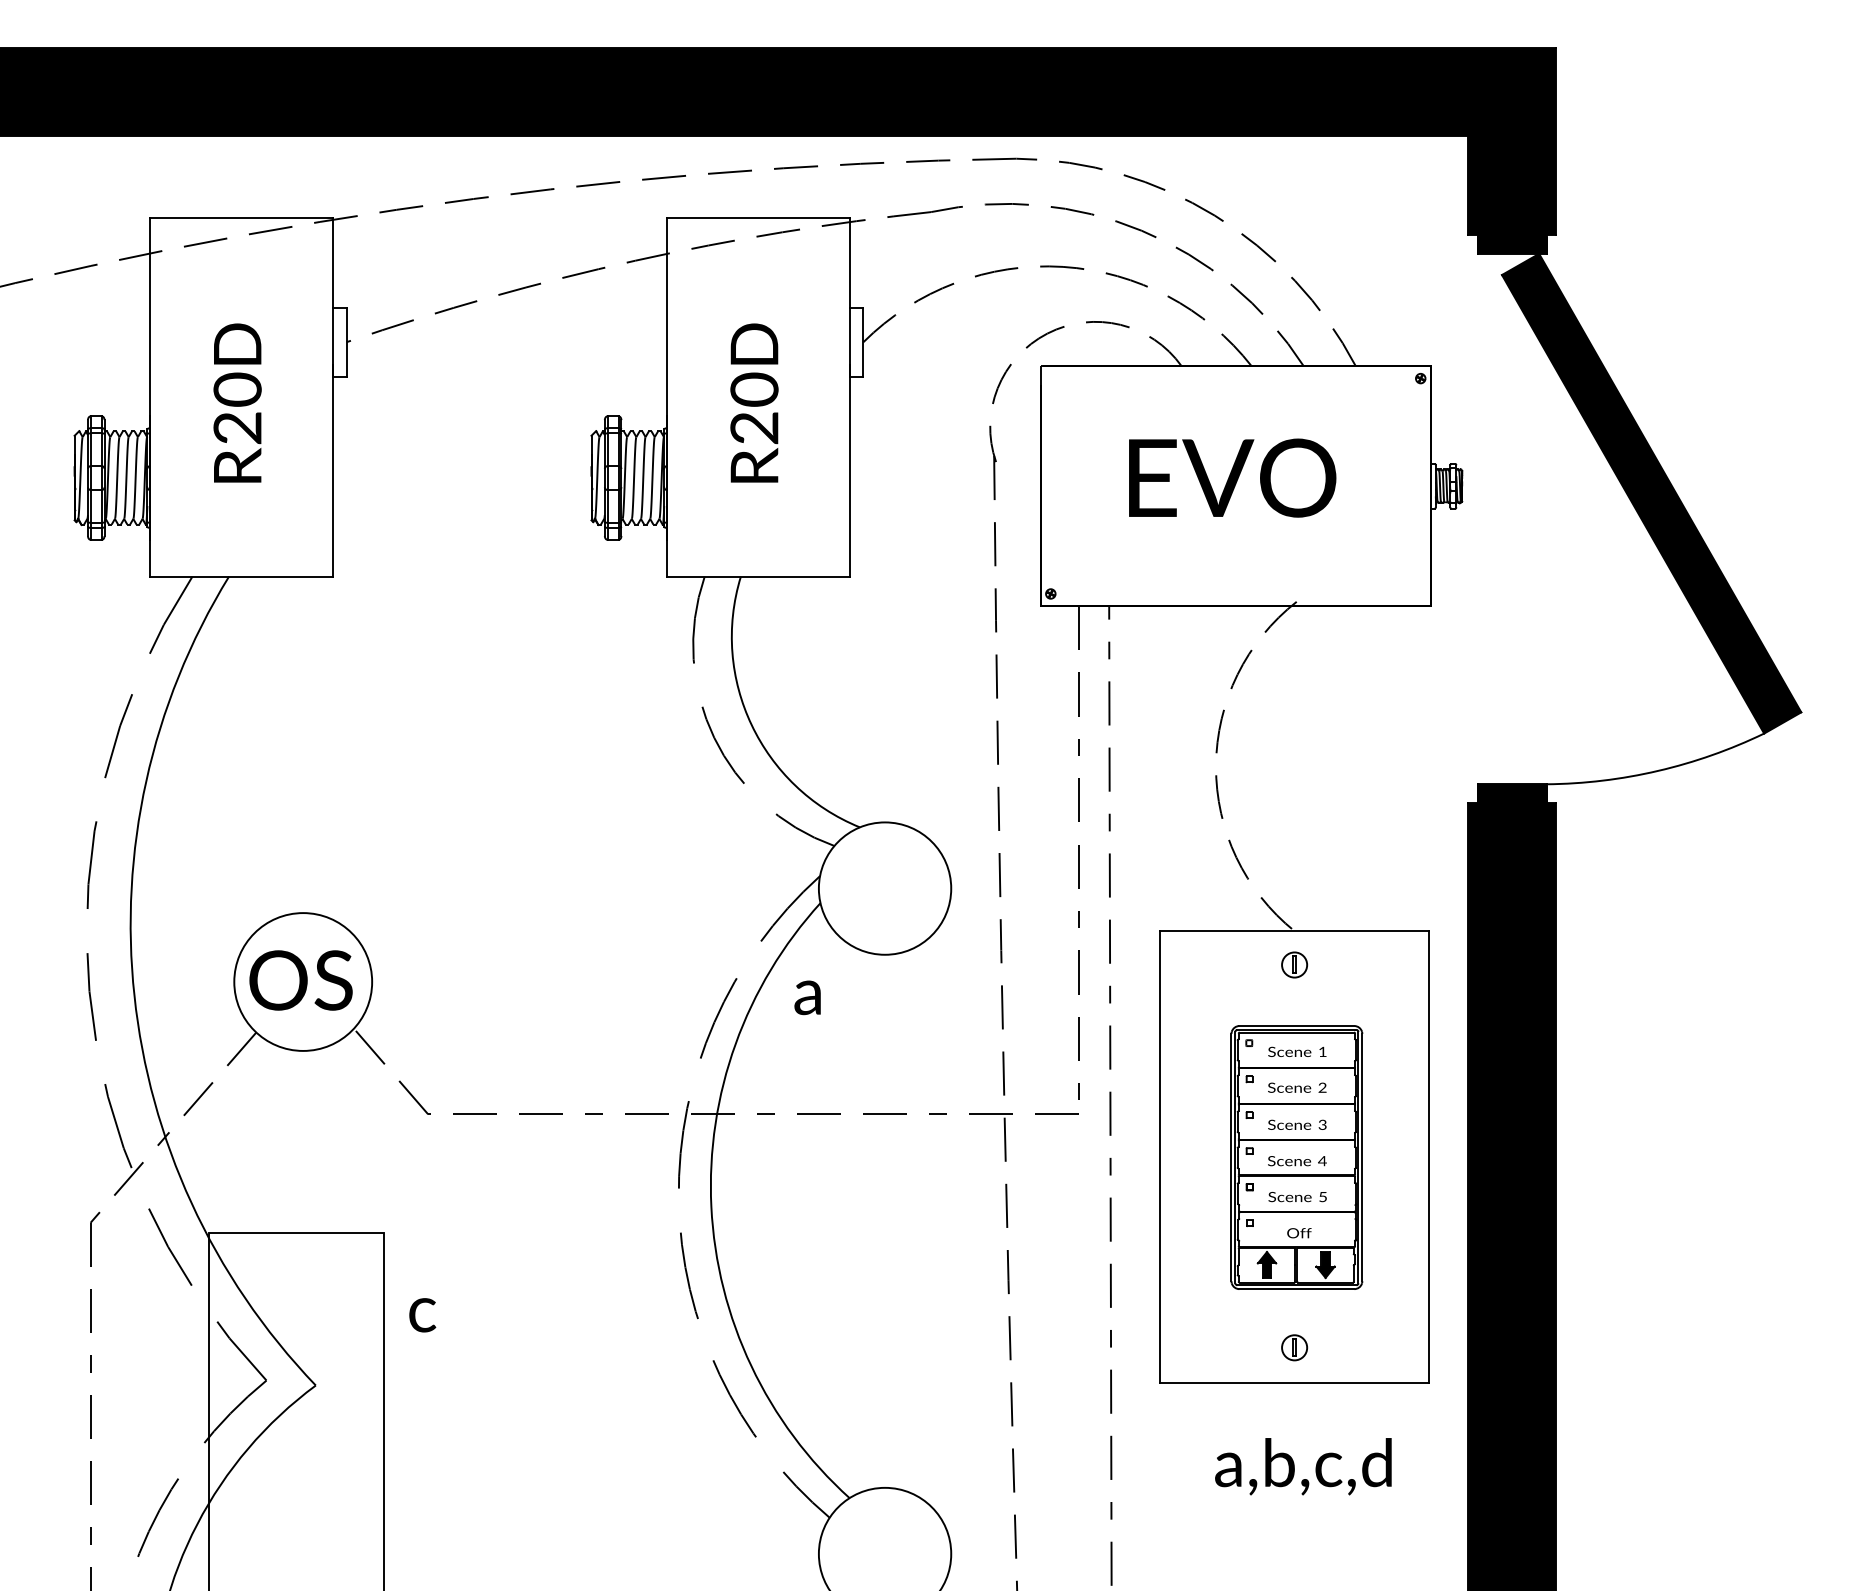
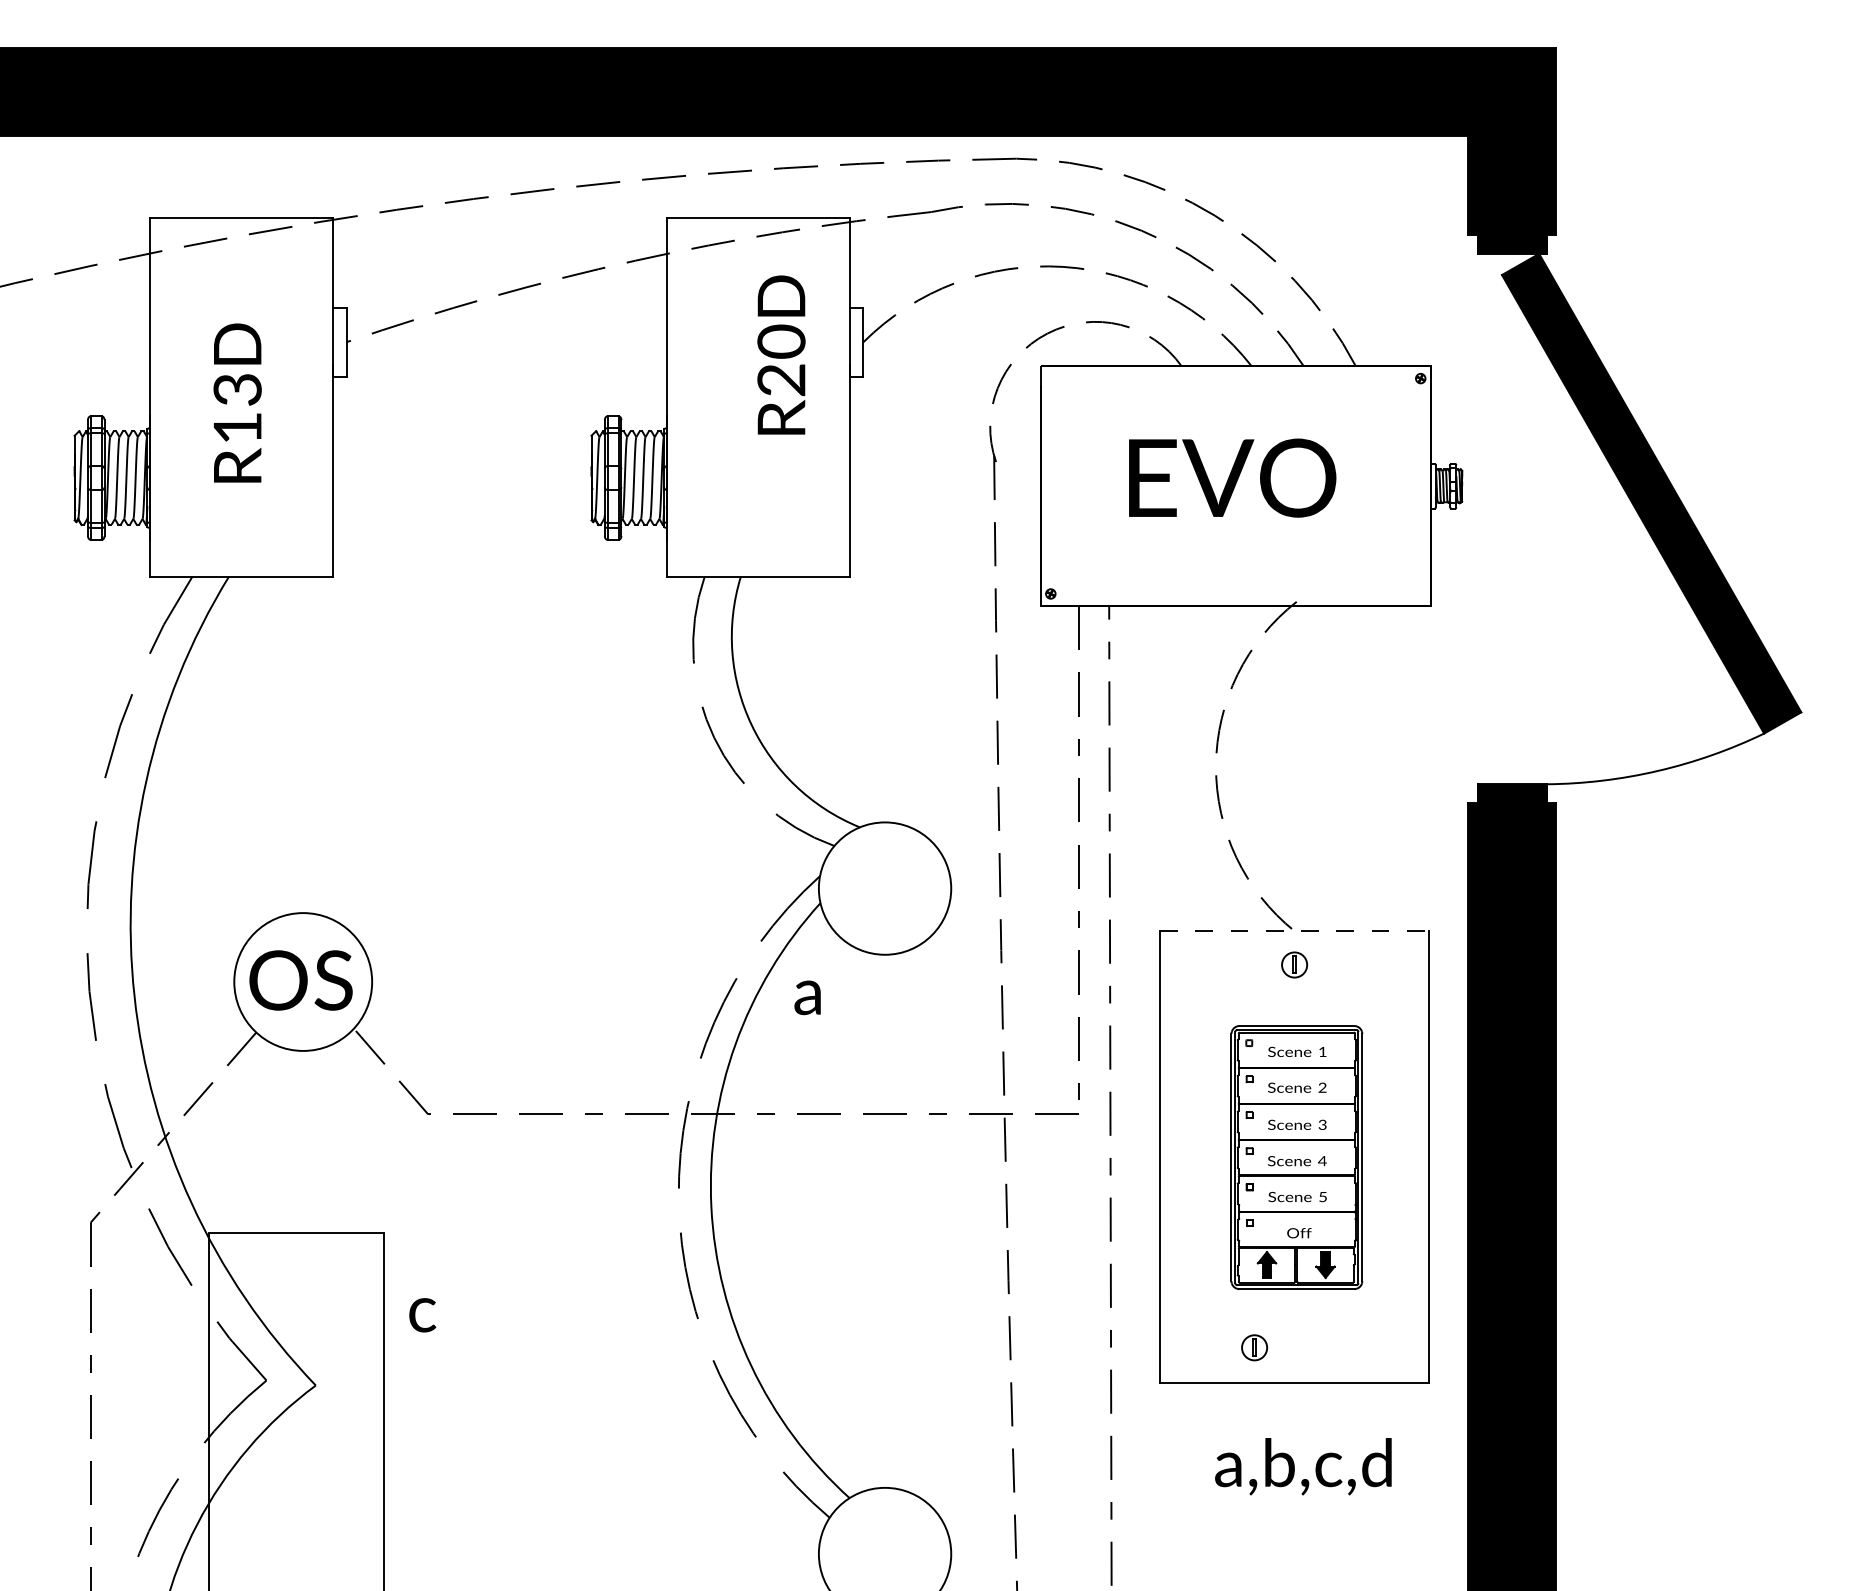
text position: (754, 402) -> (781, 354) (781, 354)
text: R20D -> R13D (237, 408)
line: solid -> dashed (1294, 931)
part position: (1294, 1347) -> (1254, 1347) (1254, 1347)
